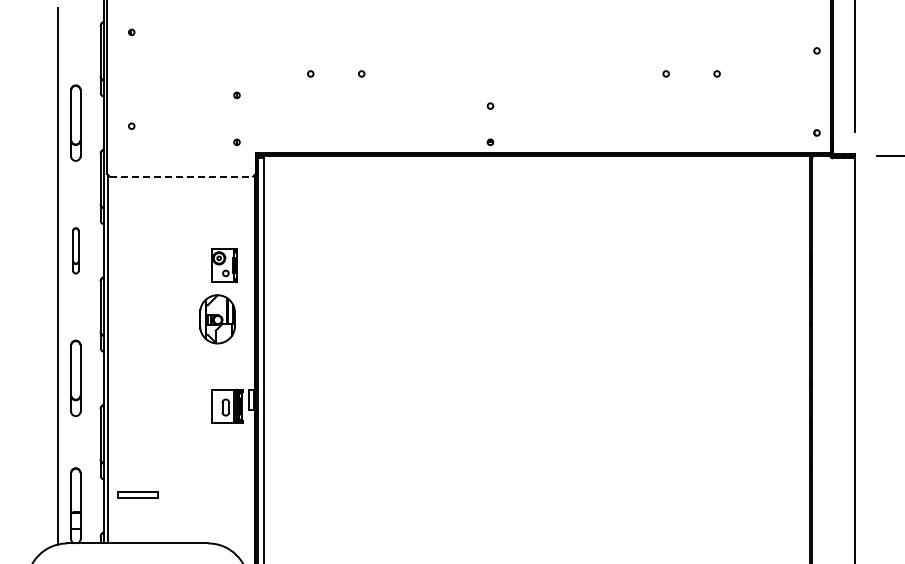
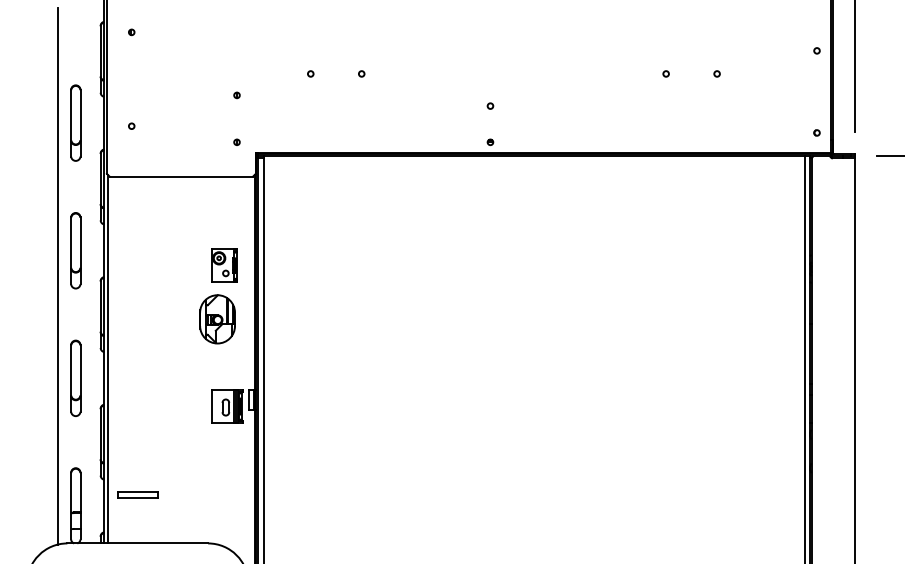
line: dashed -> solid (181, 176)
part size: 8x48 px -> 12x78 px (75, 250)
line: none -> present (804, 358)
